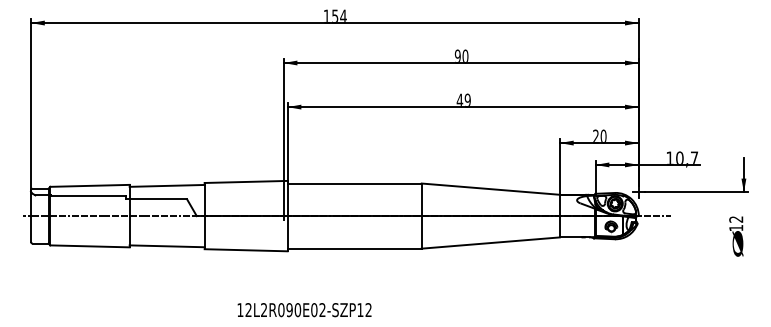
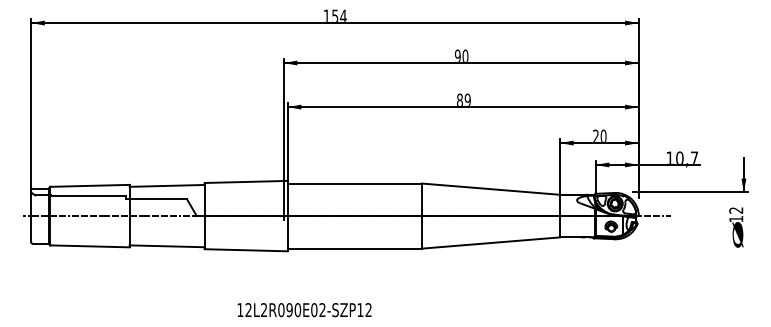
text: 49 -> 89 (459, 99)
text position: (736, 236) -> (736, 227) (736, 227)
